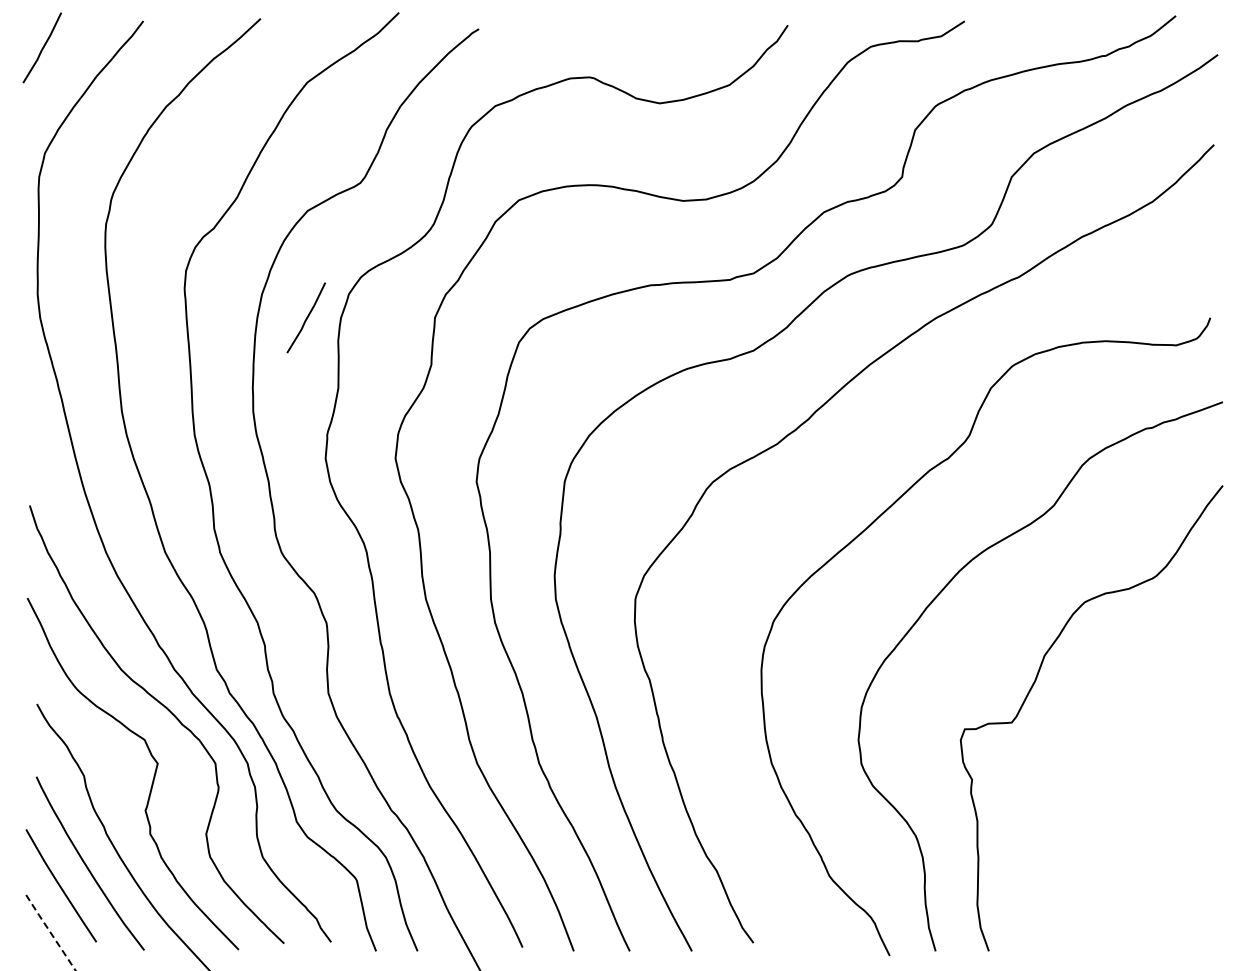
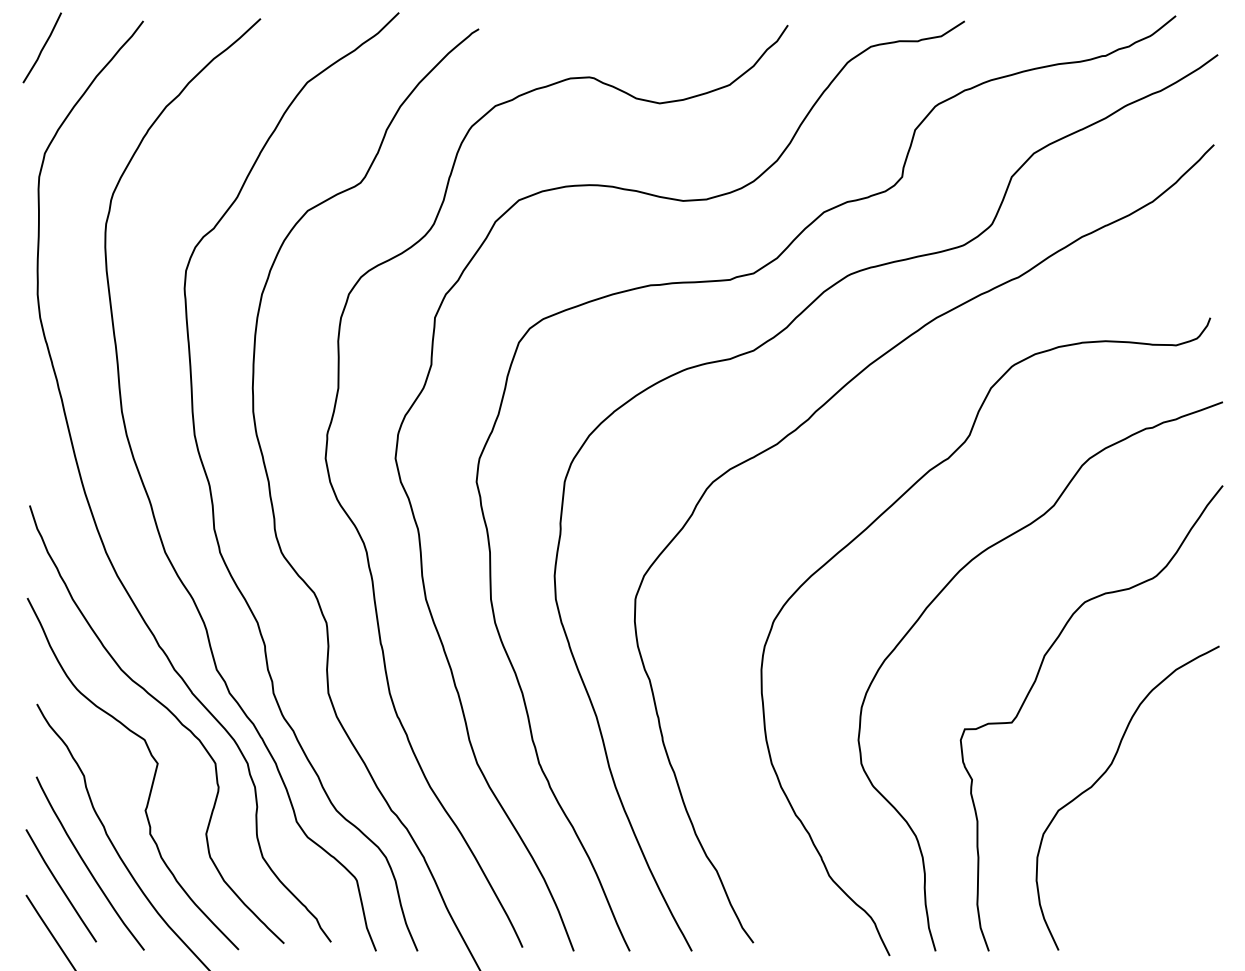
line: present -> none (306, 317)
curve: none -> present (1104, 774)
line: dashed -> solid (50, 932)
